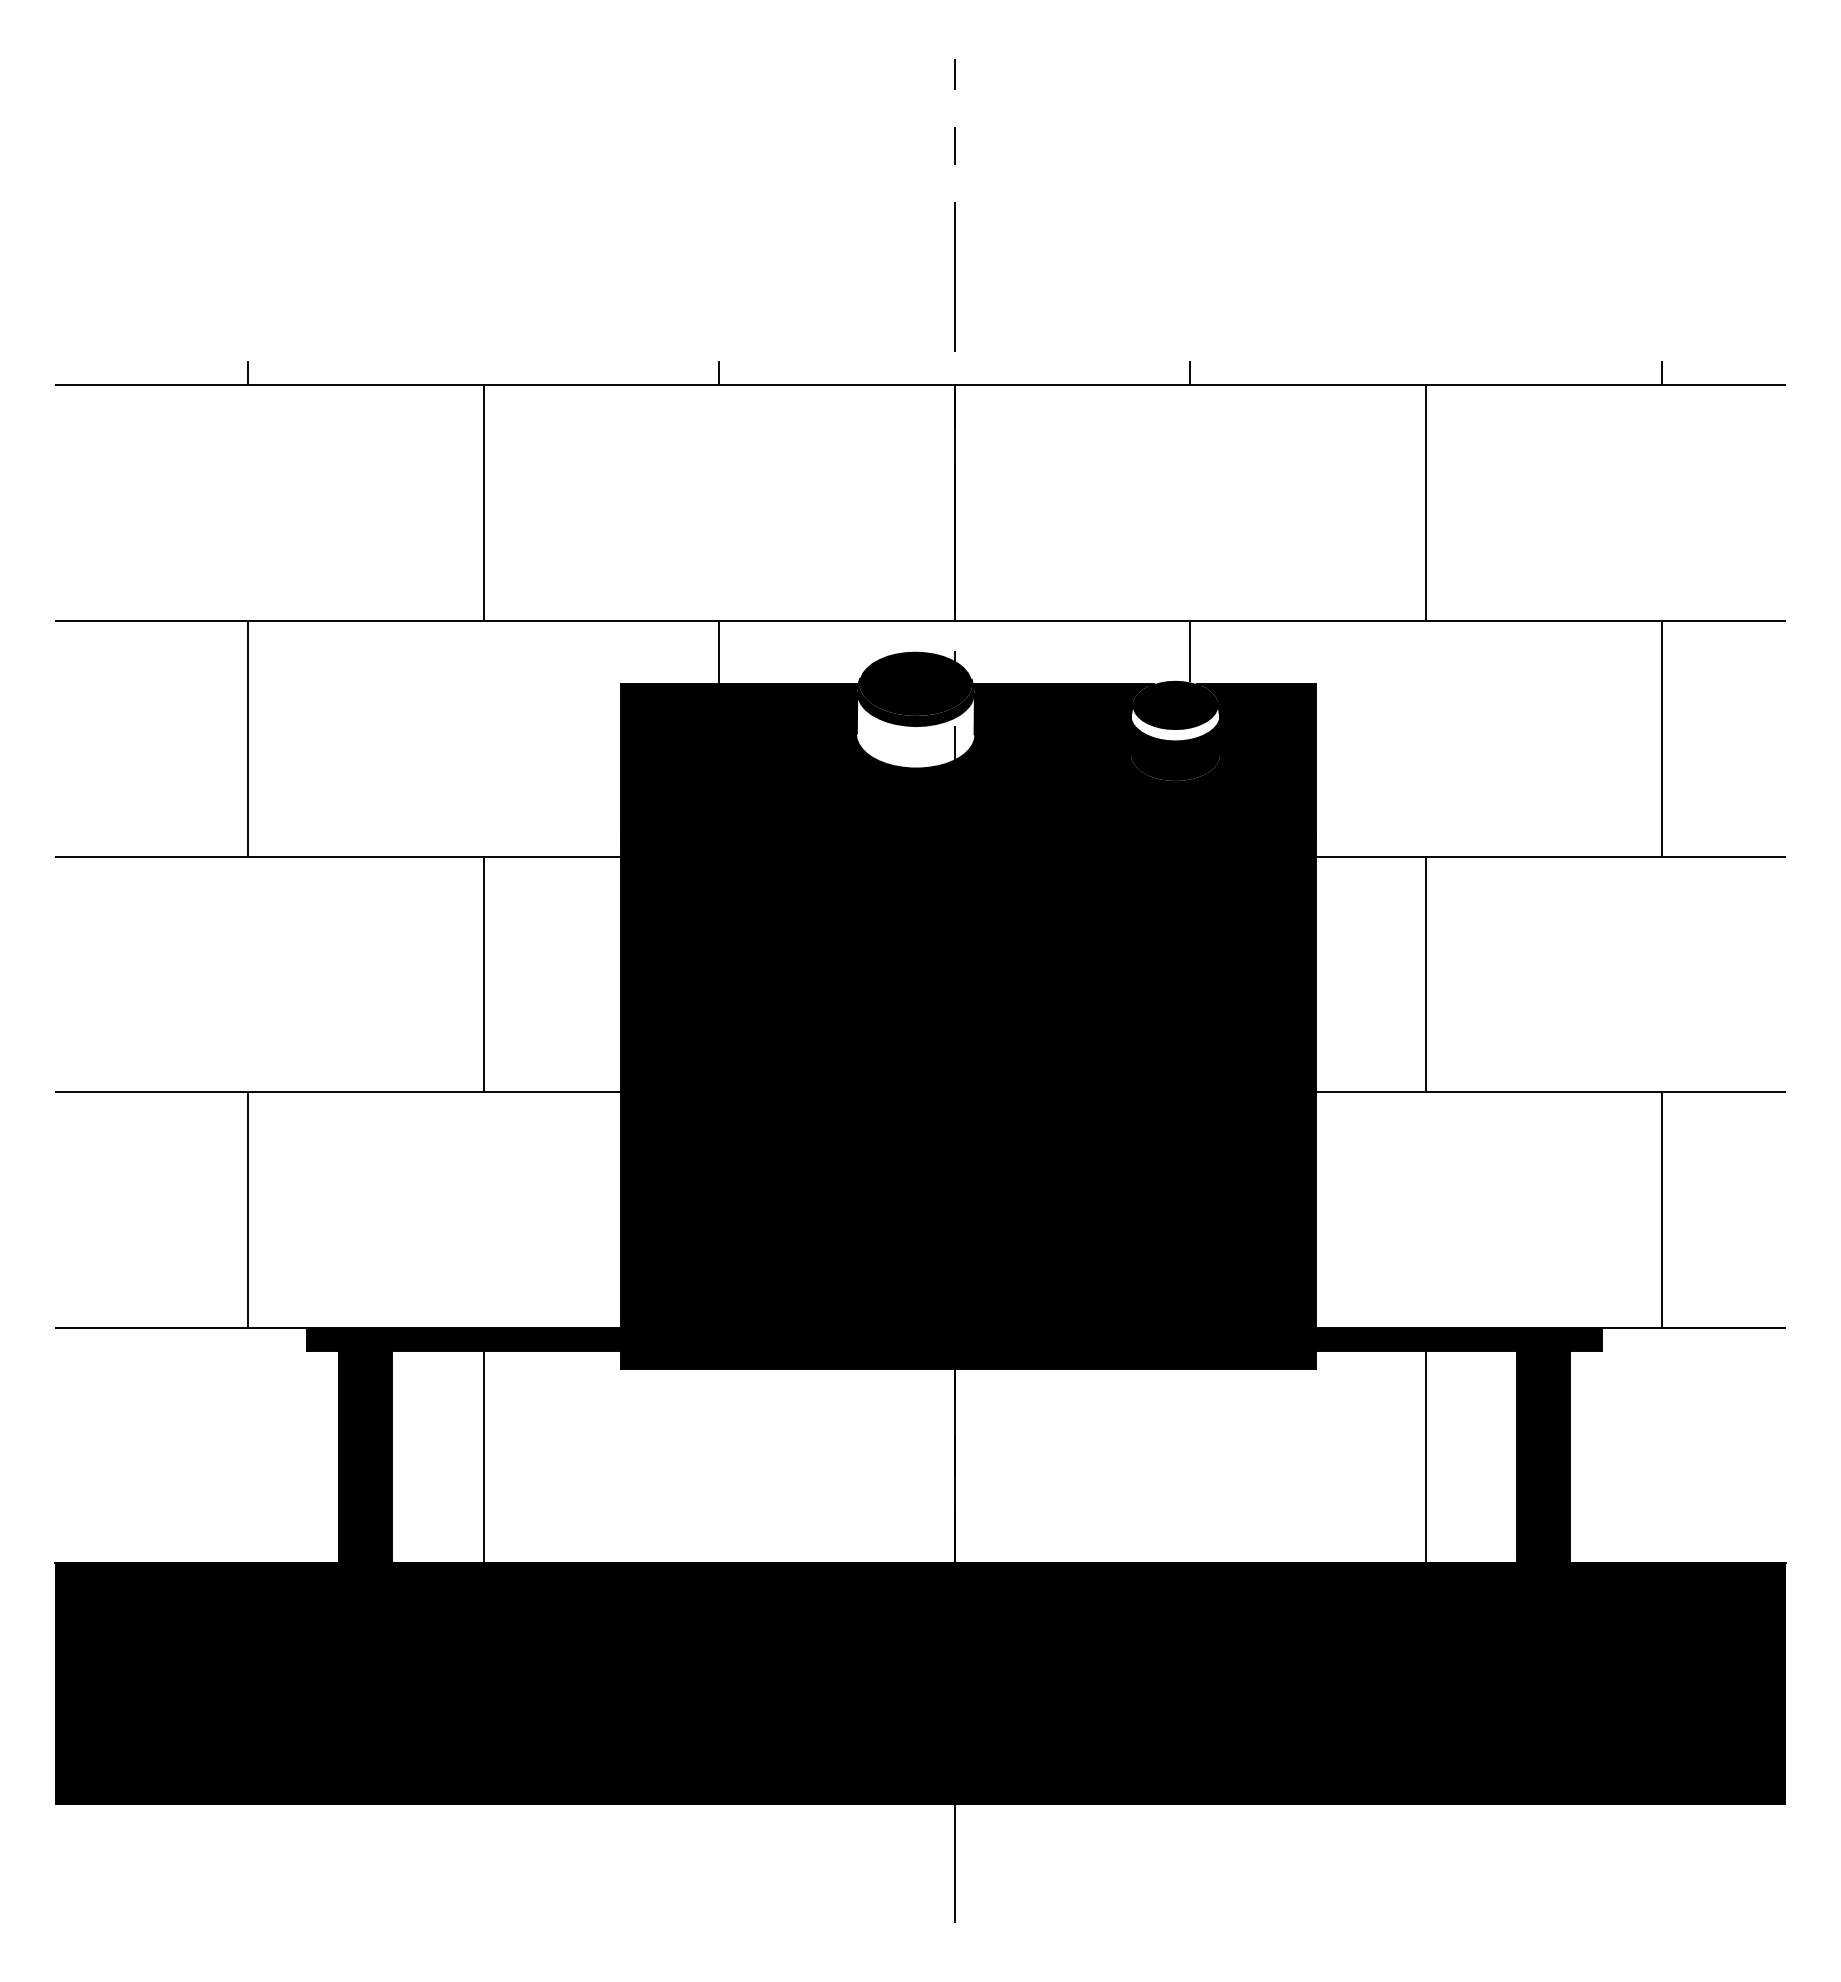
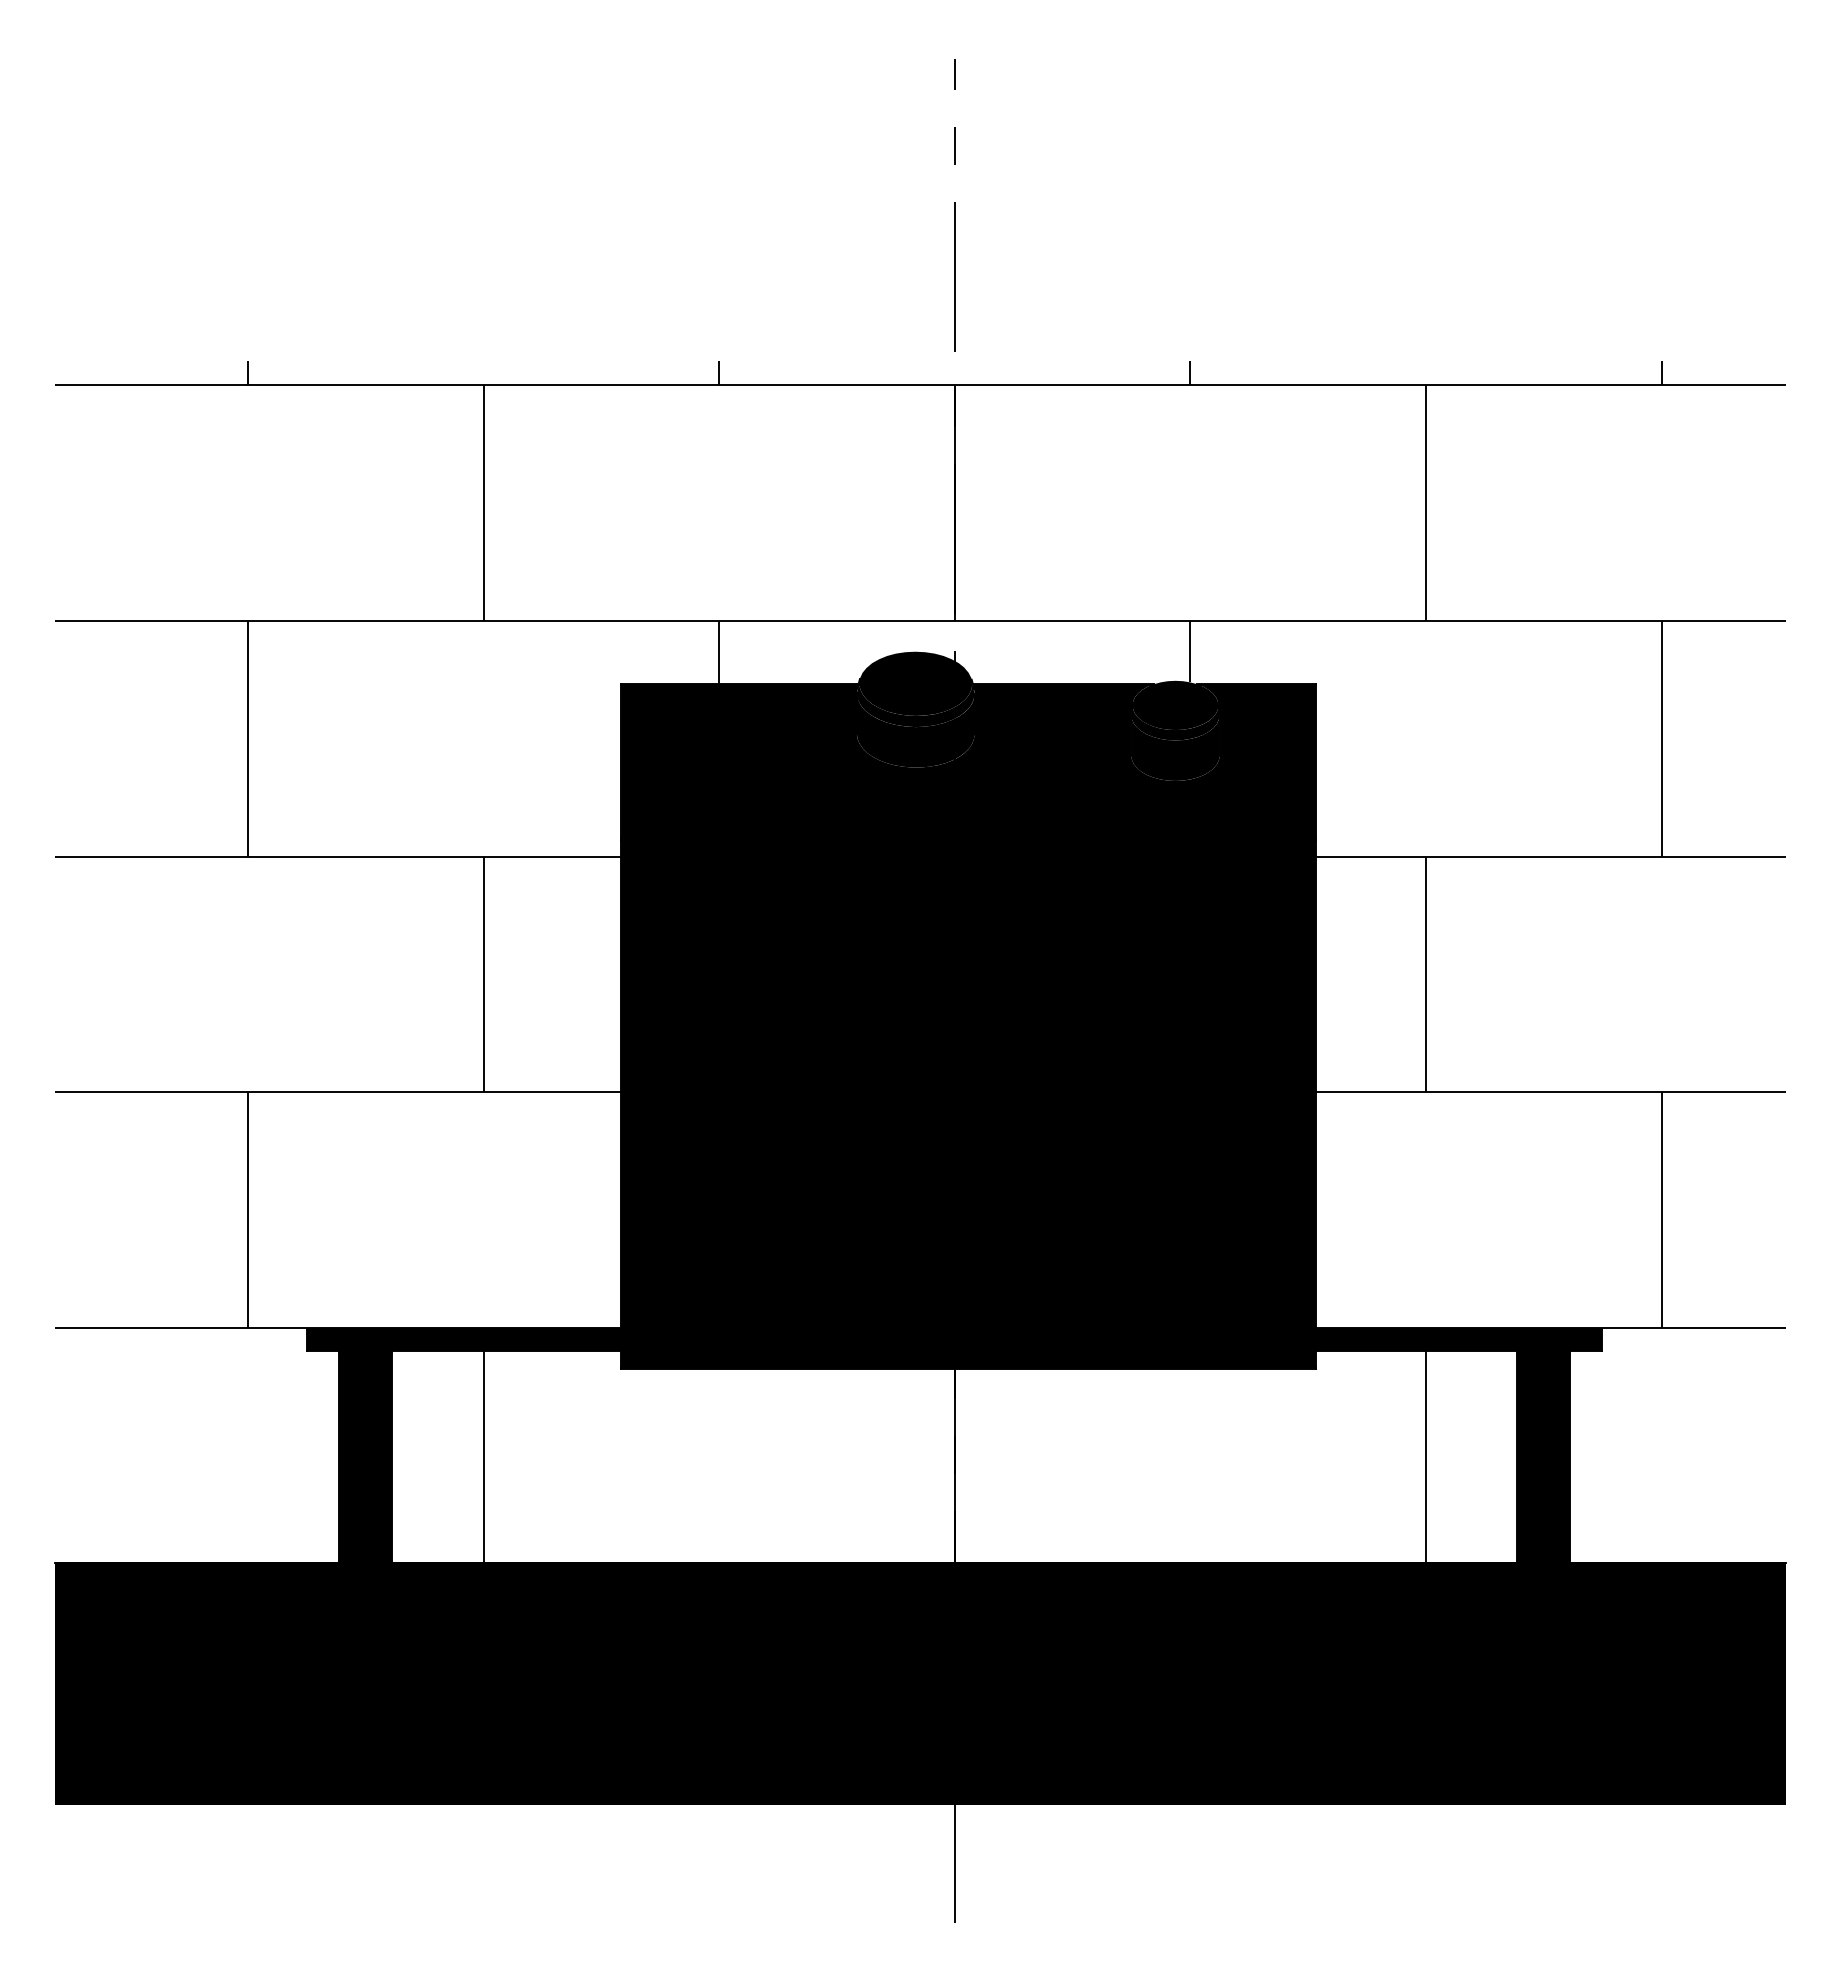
fill: none -> present (1175, 722)
fill: none -> present (915, 730)
